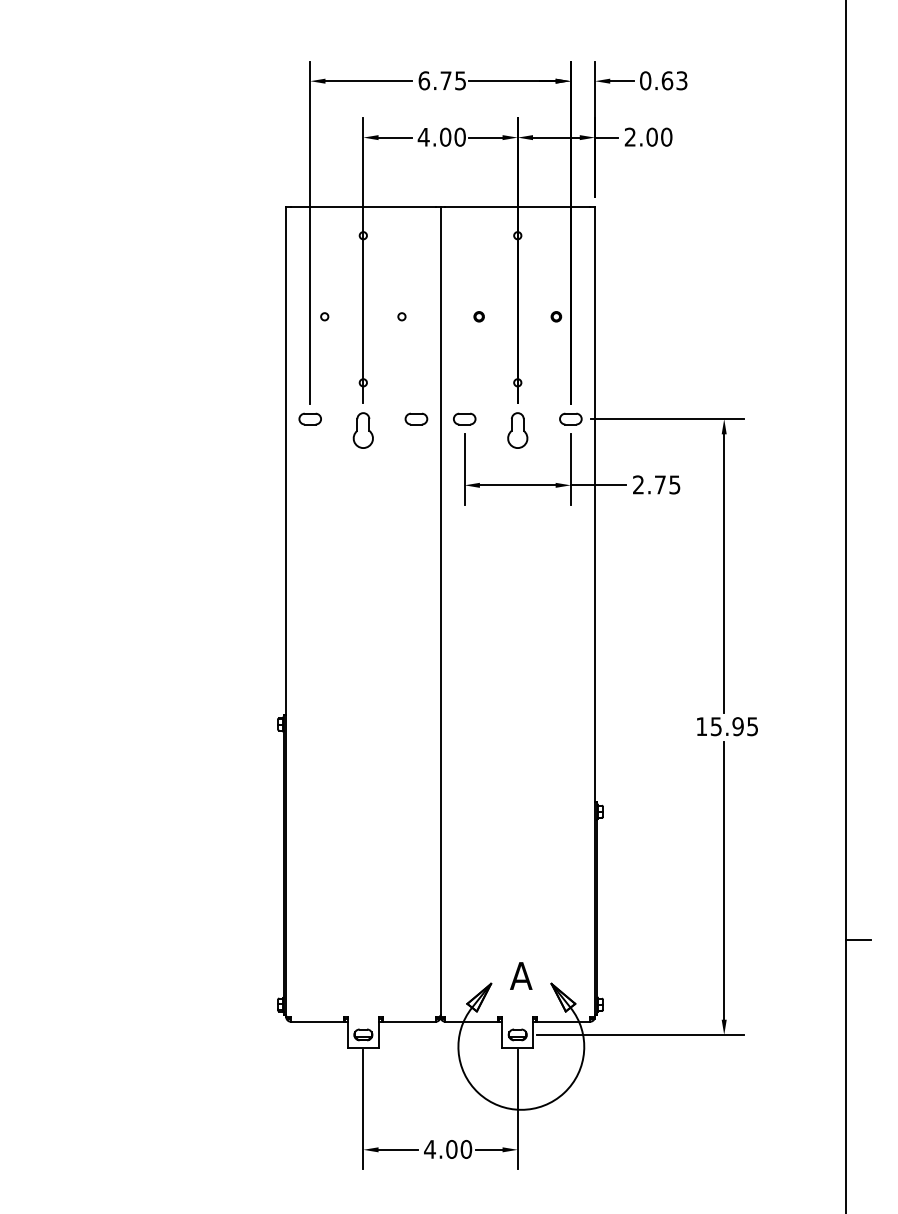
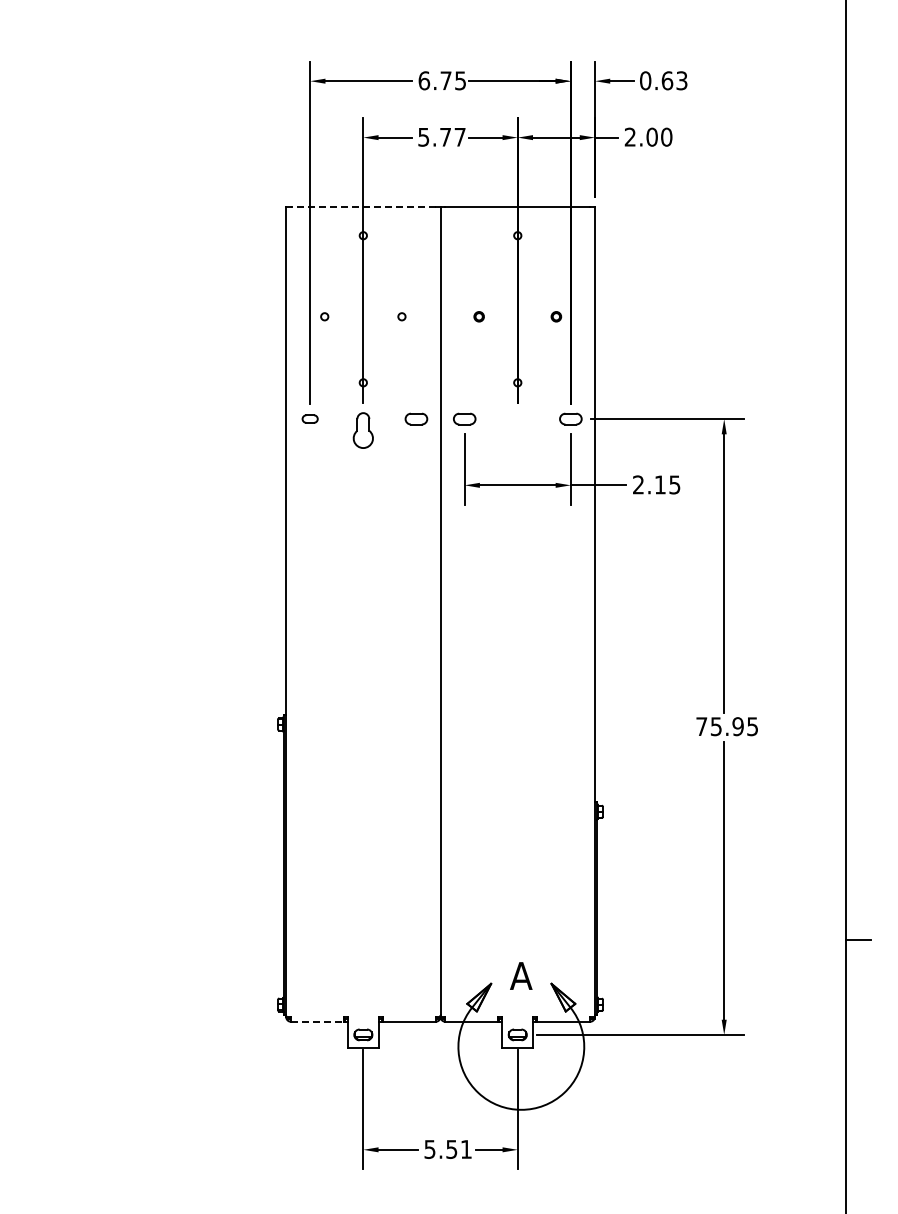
text: 4.00 -> 5.77 (441, 136)
line: solid -> dashed (362, 206)
part size: 24x14 px -> 18x10 px (309, 418)
part: present -> none (517, 430)
text: 2.75 -> 2.15 (660, 484)
text: 15.95 -> 75.95 (701, 726)
line: solid -> dashed (317, 1021)
text: 4.00 -> 5.51 (448, 1148)
